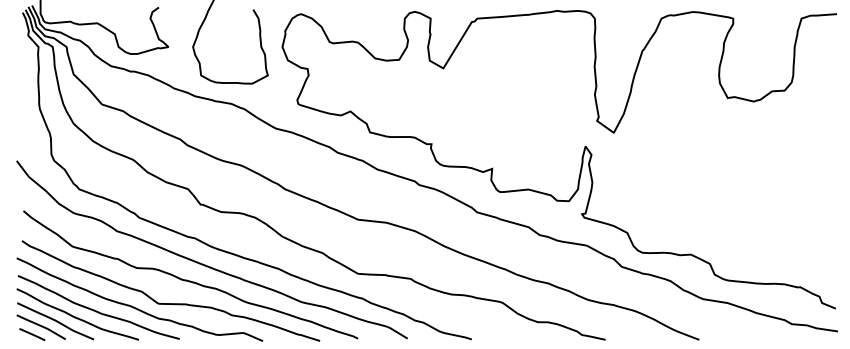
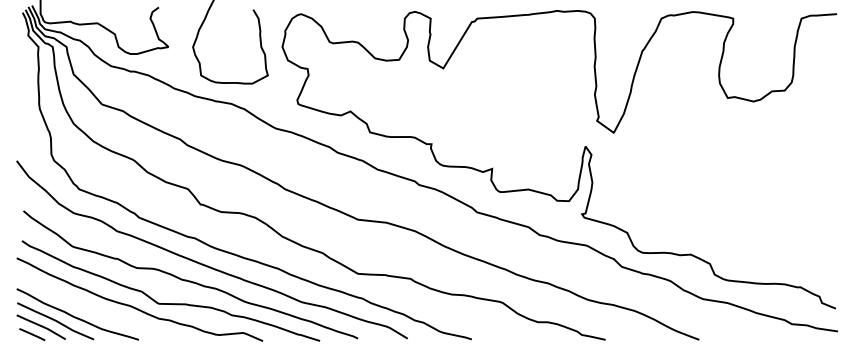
curve: present -> none (96, 310)
